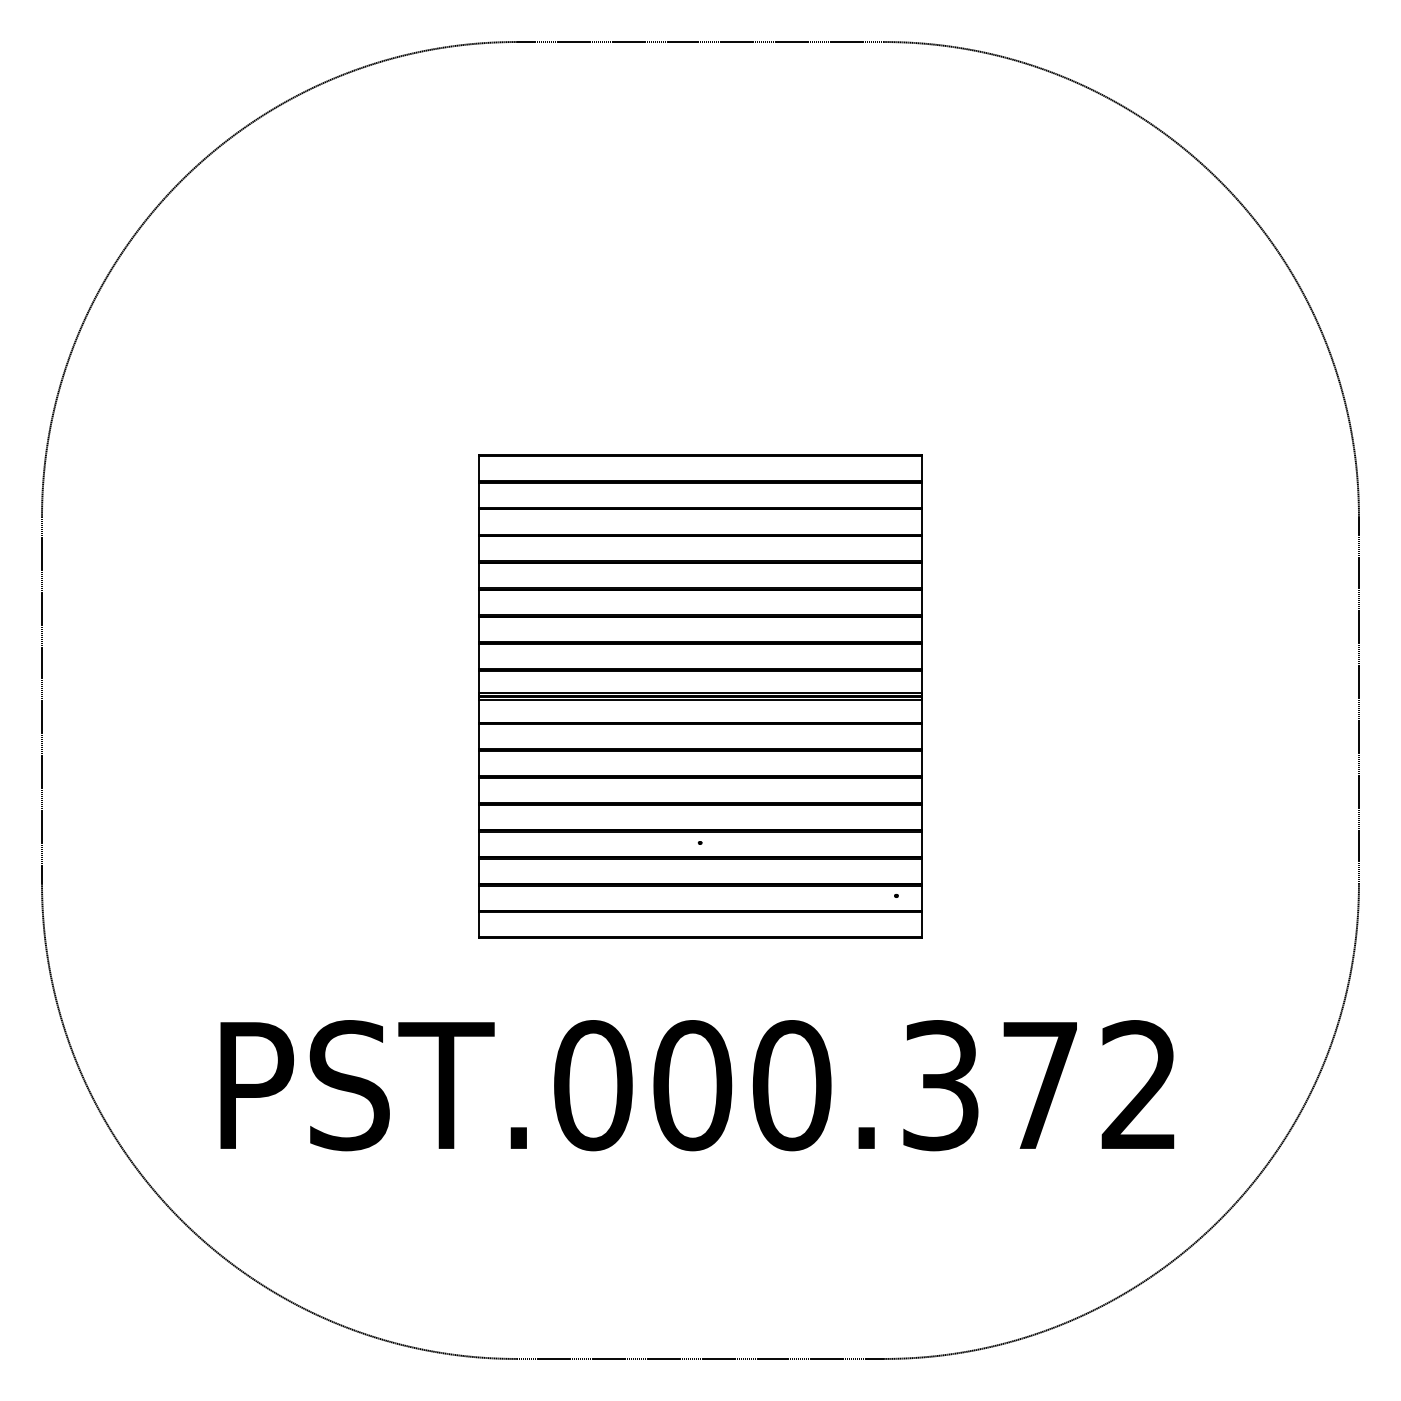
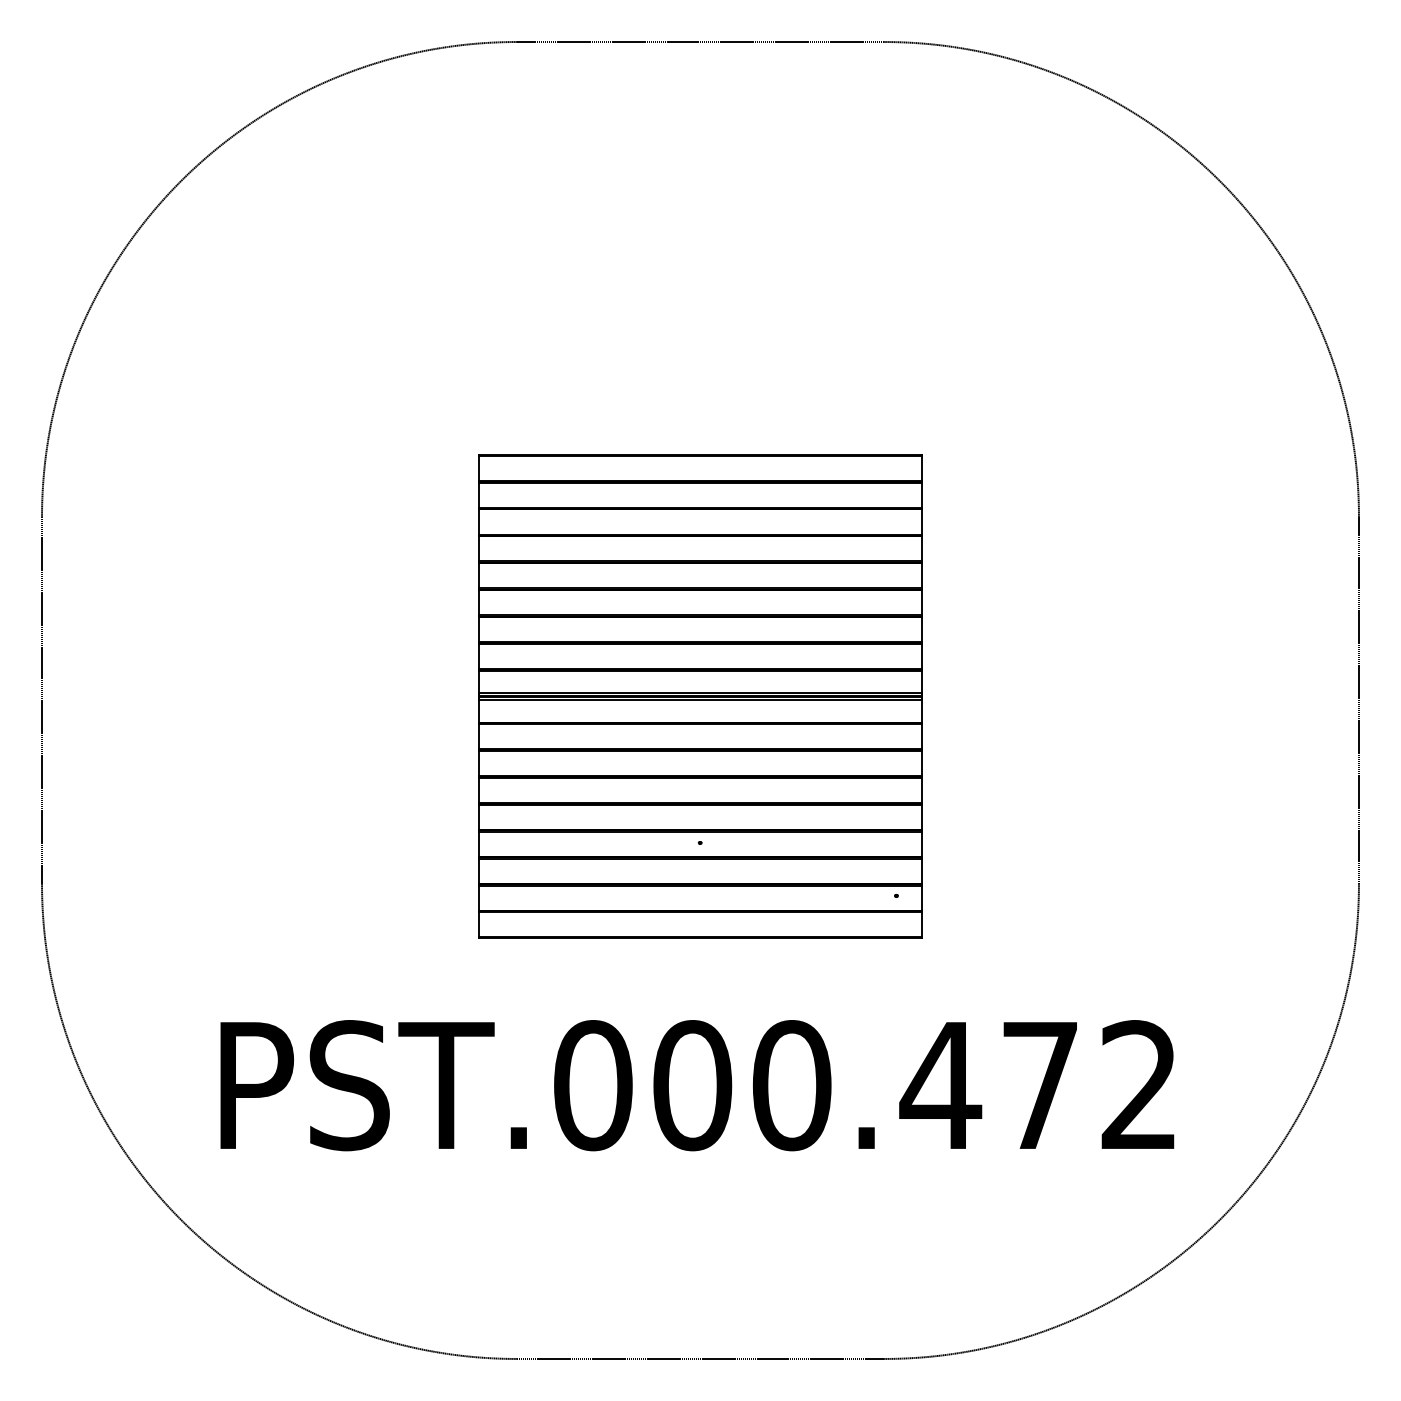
text: PST.000.372 -> PST.000.472 (940, 1085)
